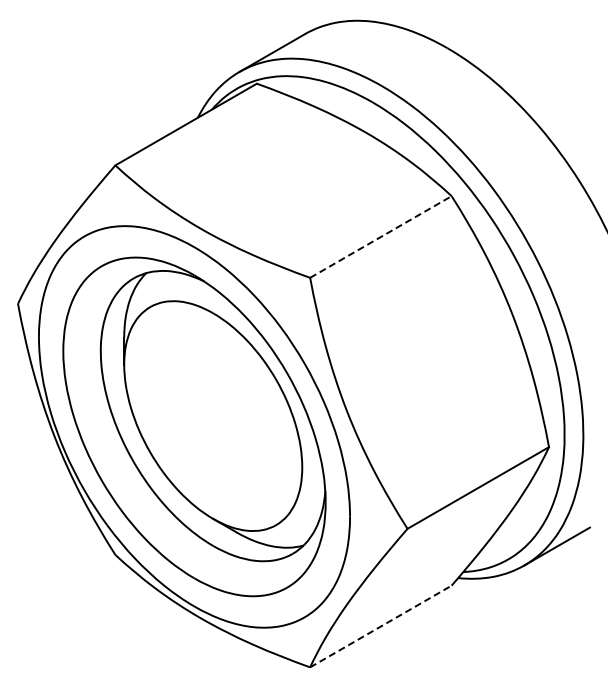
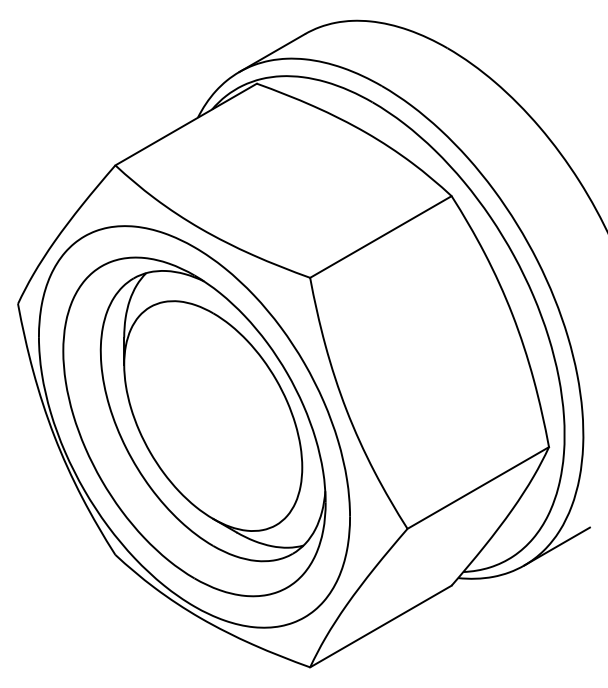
line: dashed -> solid (380, 237)
line: dashed -> solid (380, 626)
